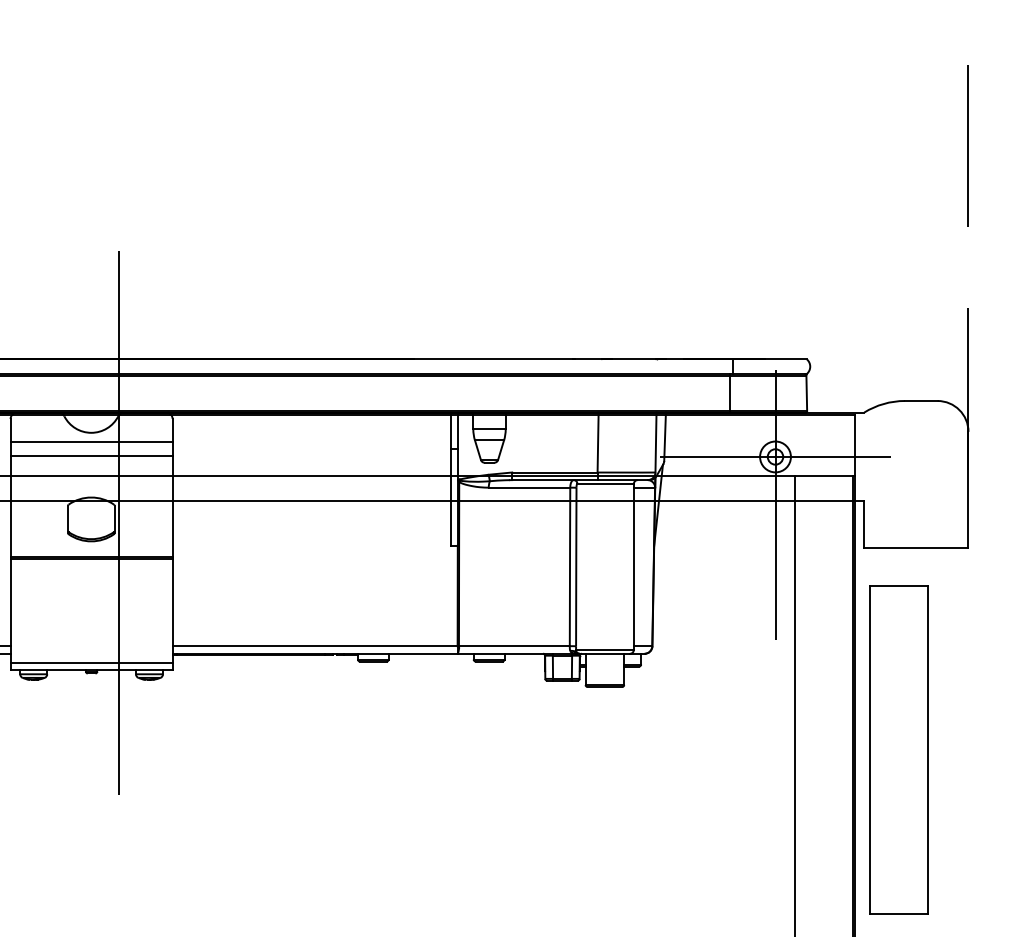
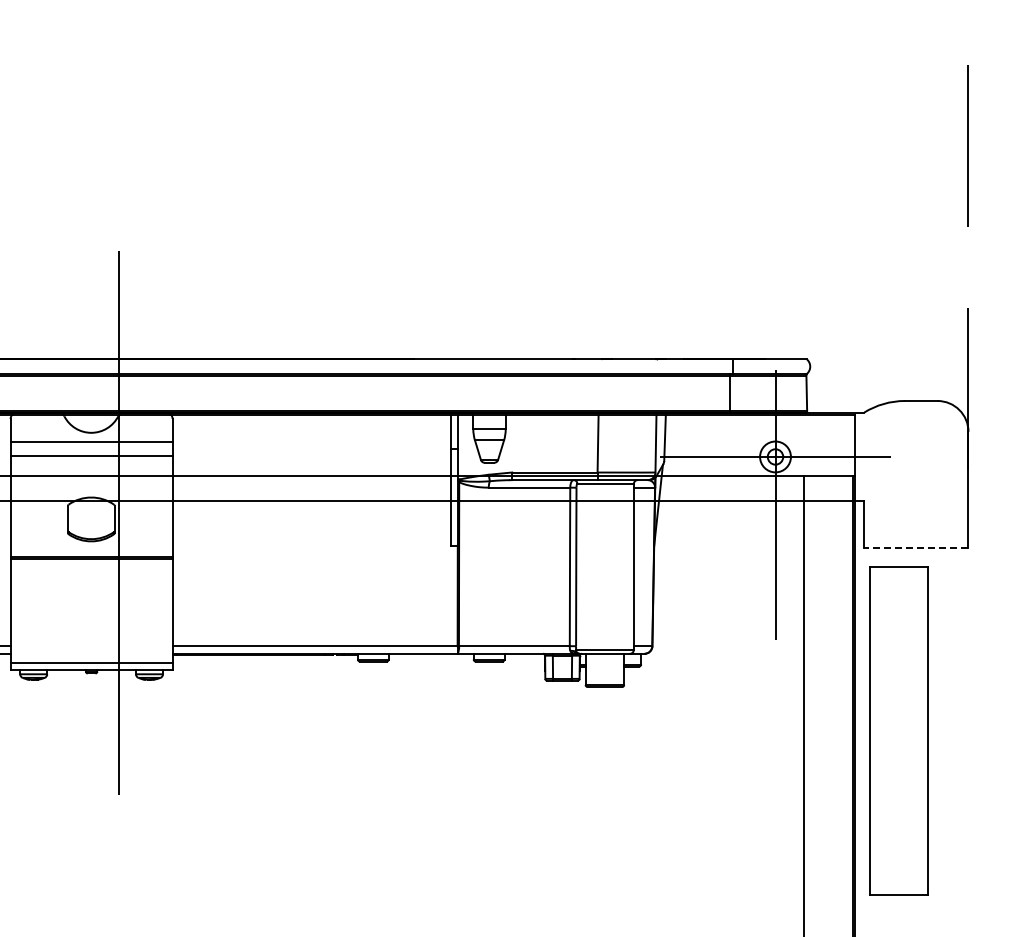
line: solid -> dashed (915, 547)
line position: (794, 704) -> (803, 704) (803, 704)
part position: (898, 749) -> (898, 730) (898, 730)
